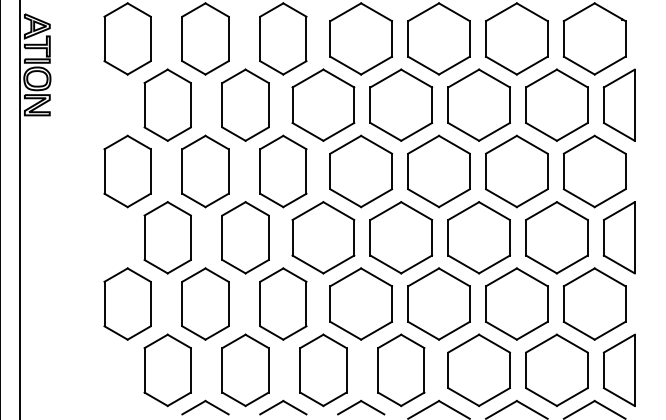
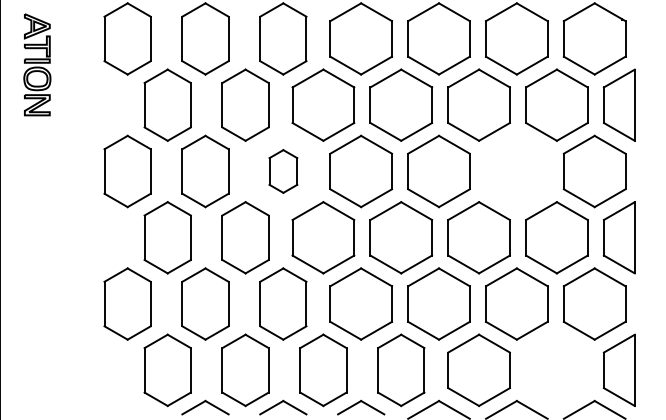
part size: 49x75 px -> 31x45 px (283, 171)
part: present -> none (516, 171)
line: present -> none (19, 209)
part: present -> none (556, 369)
